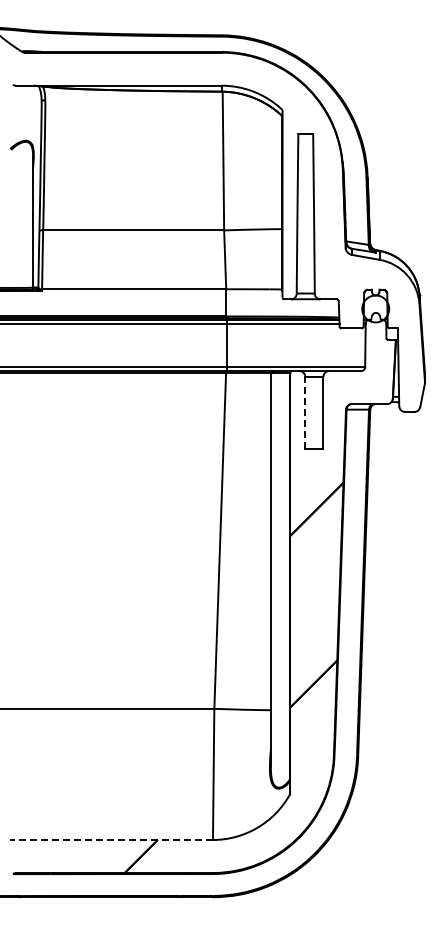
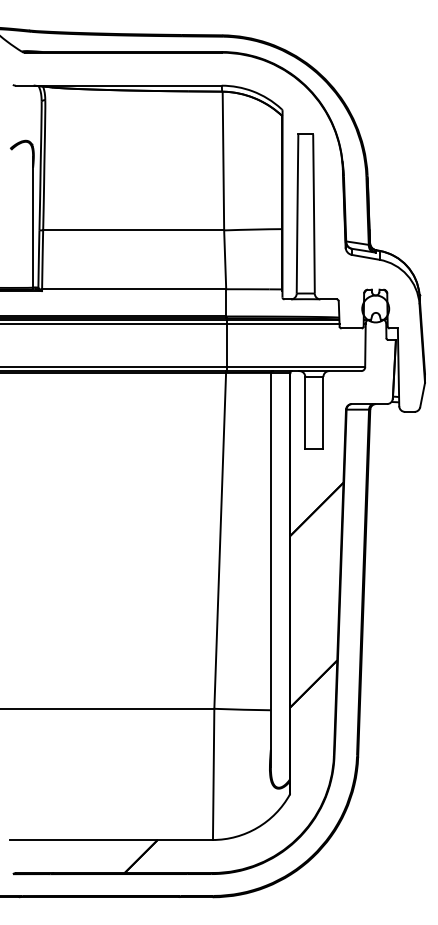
line: dashed -> solid (305, 412)
line: dashed -> solid (110, 840)
